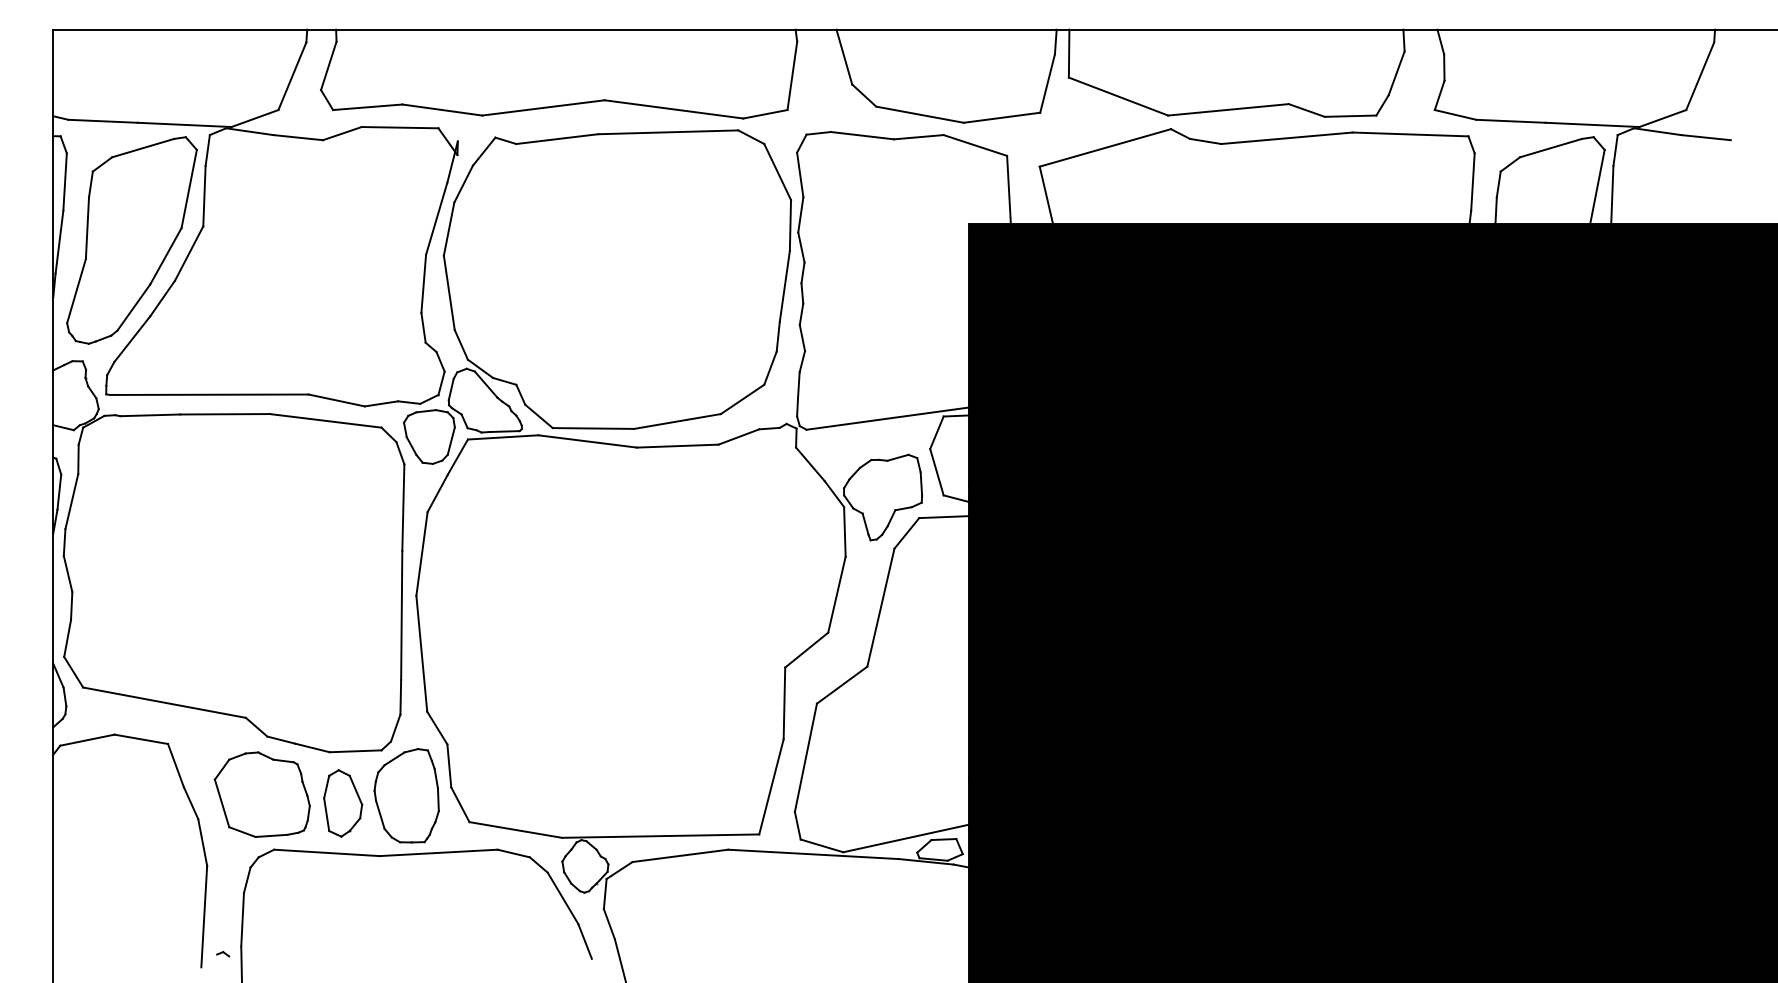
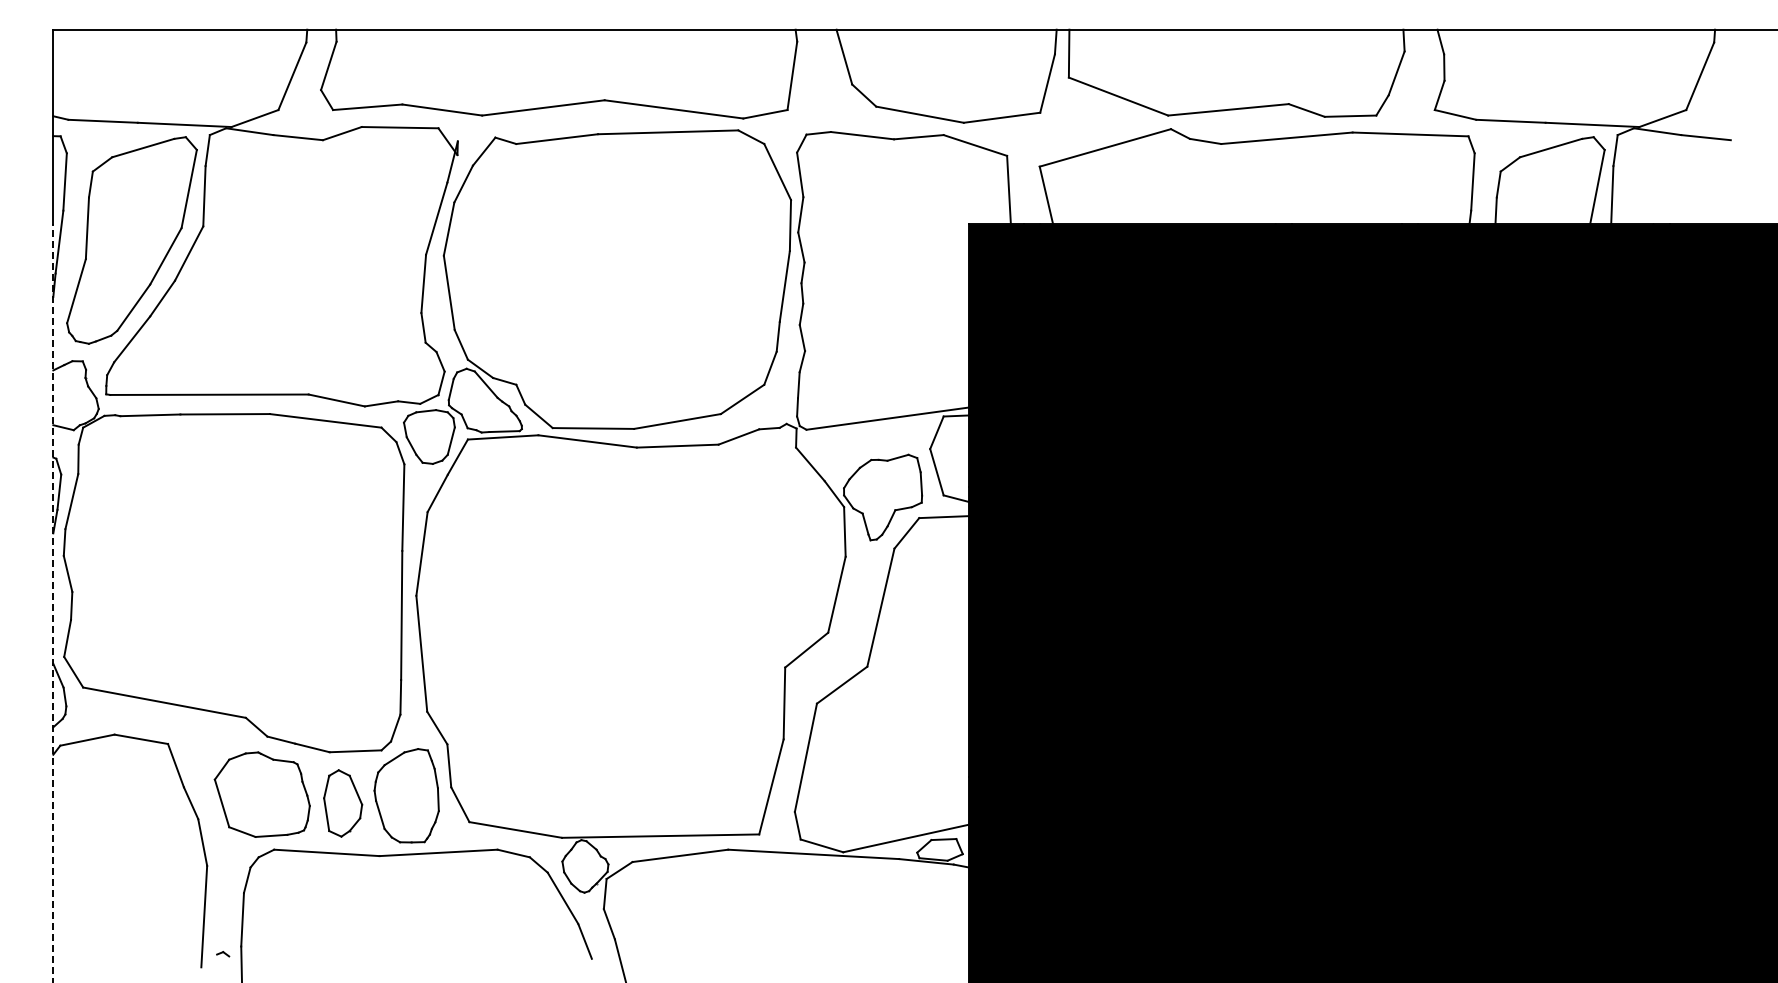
line: solid -> dashed (53, 603)
